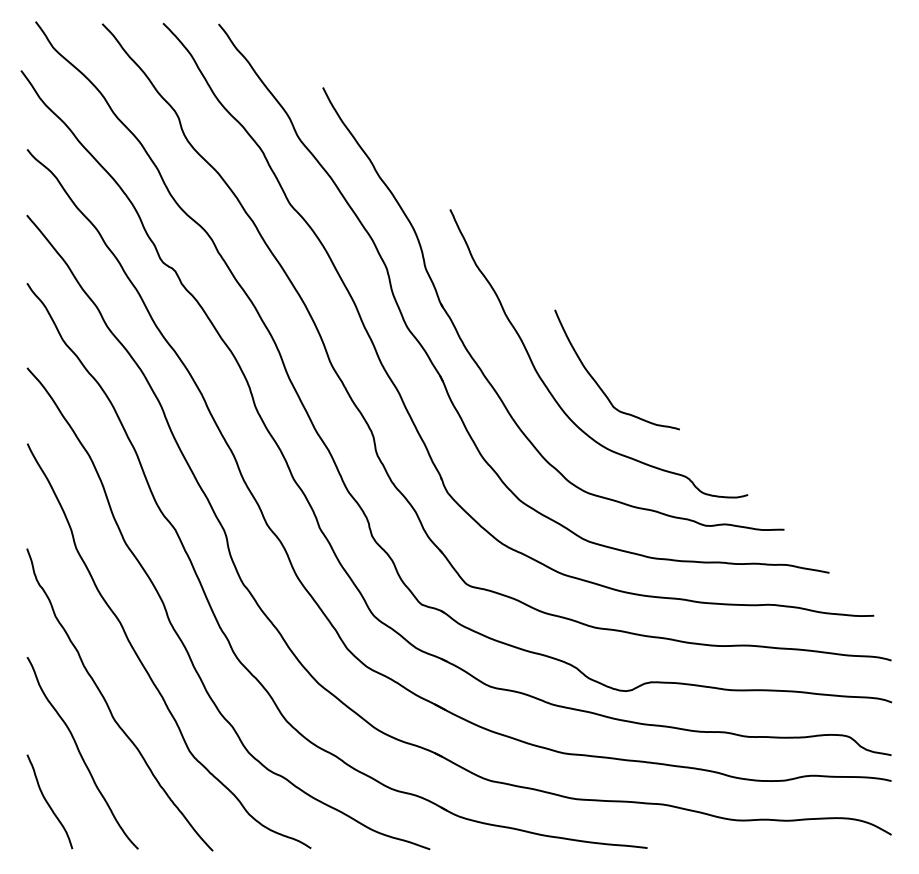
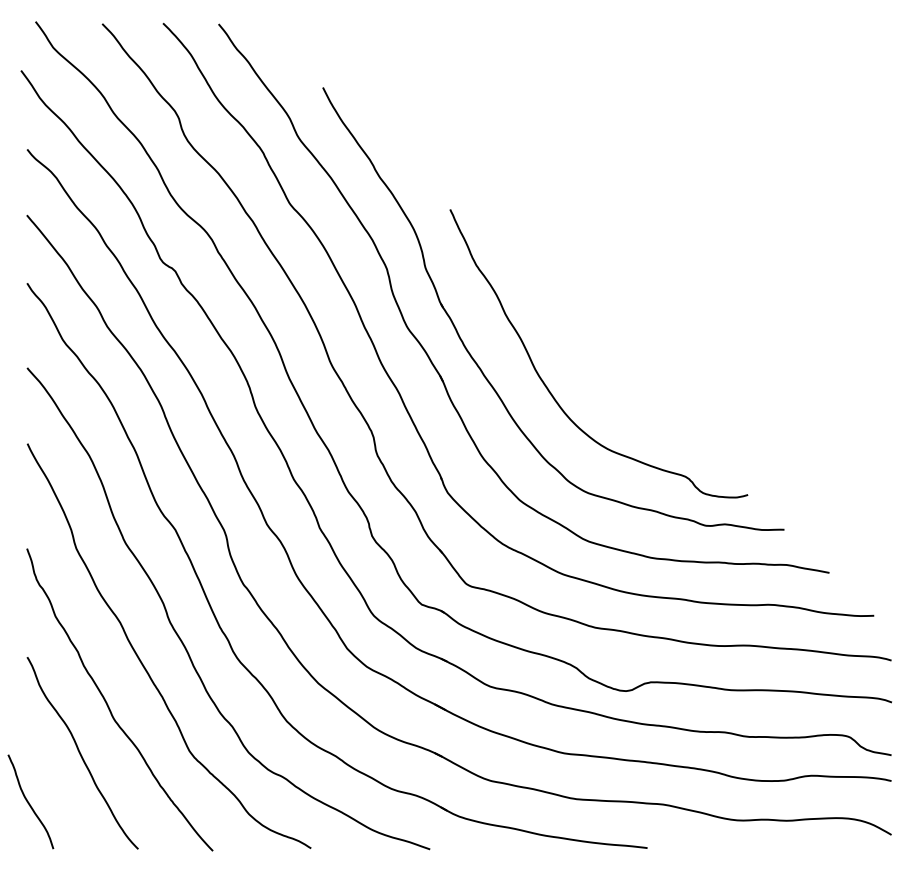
curve: present -> none (597, 382)
curve position: (48, 802) -> (29, 802) (29, 802)
